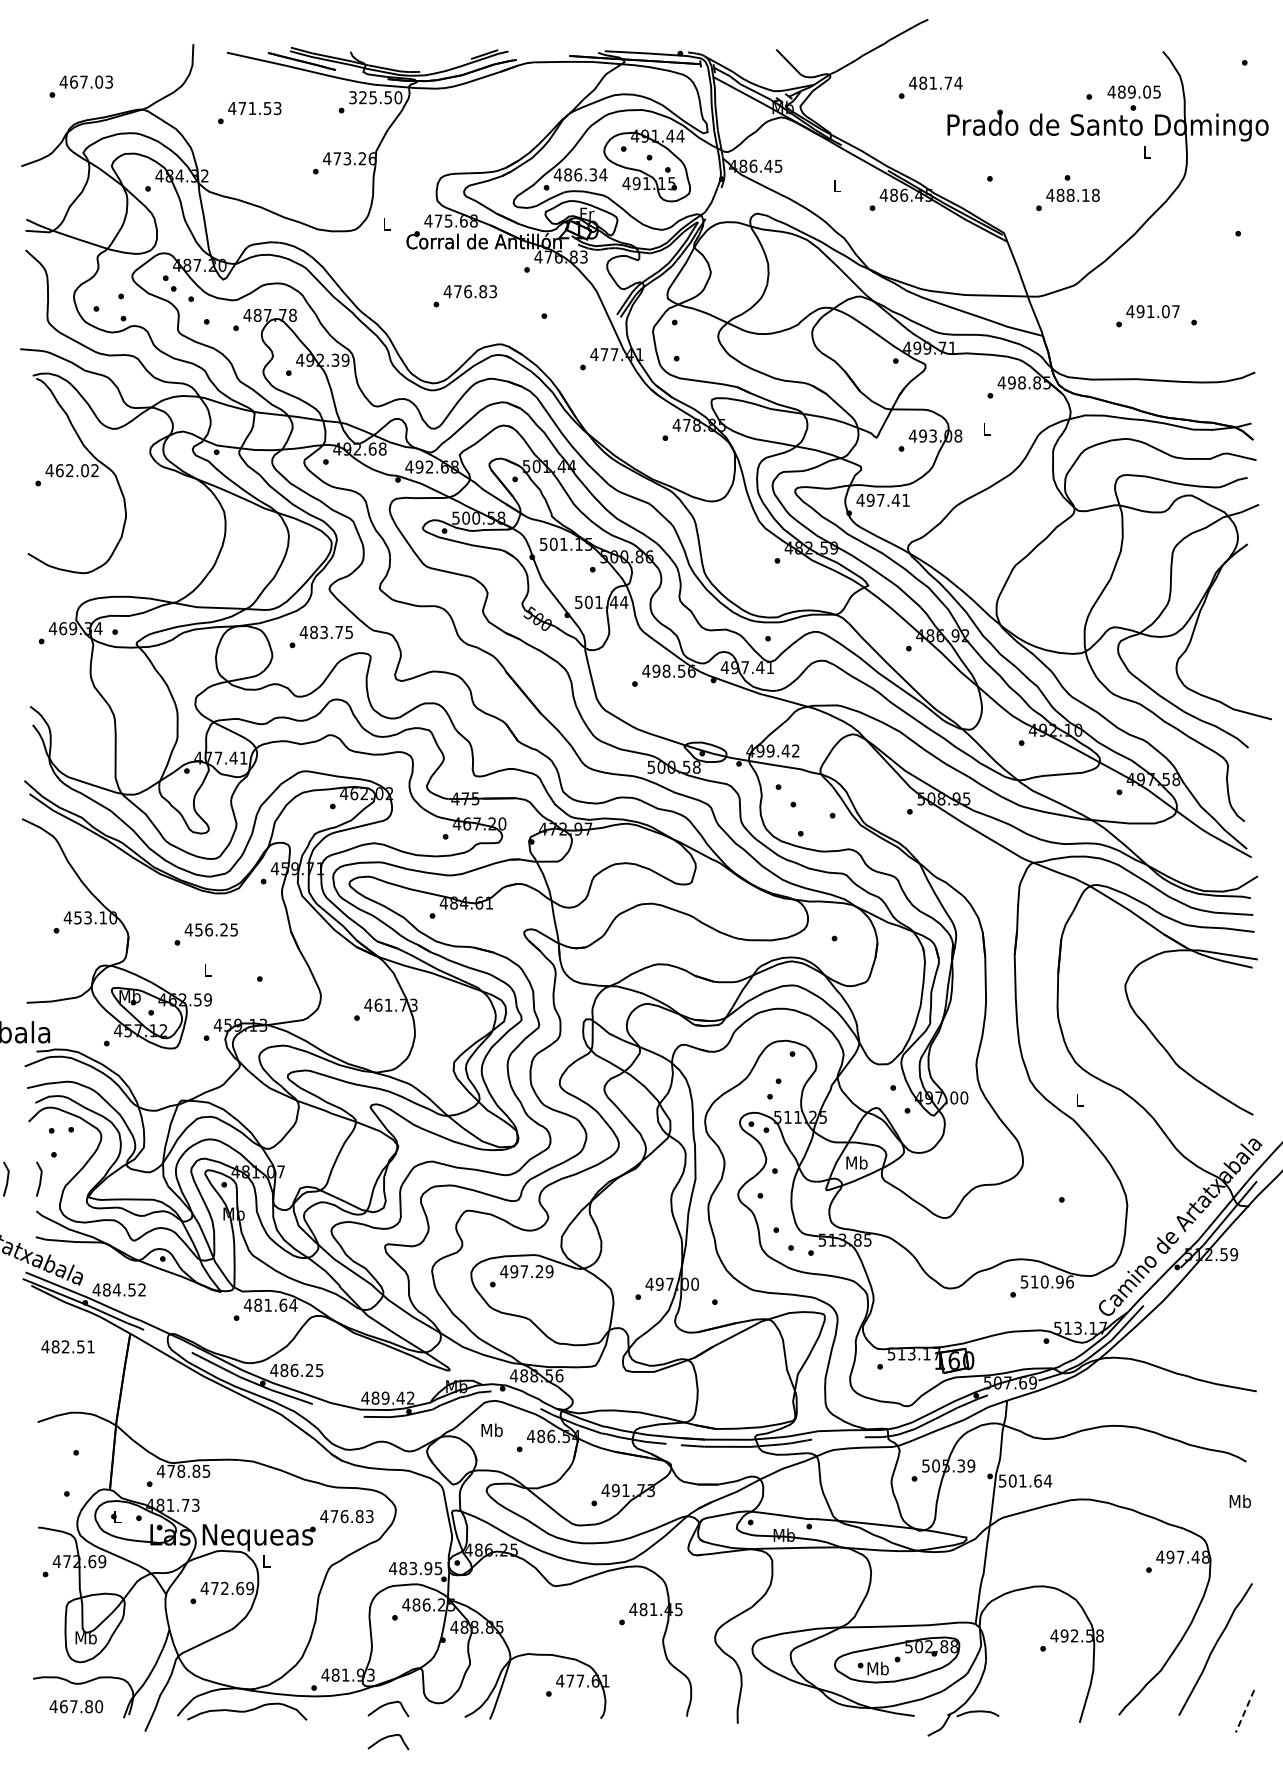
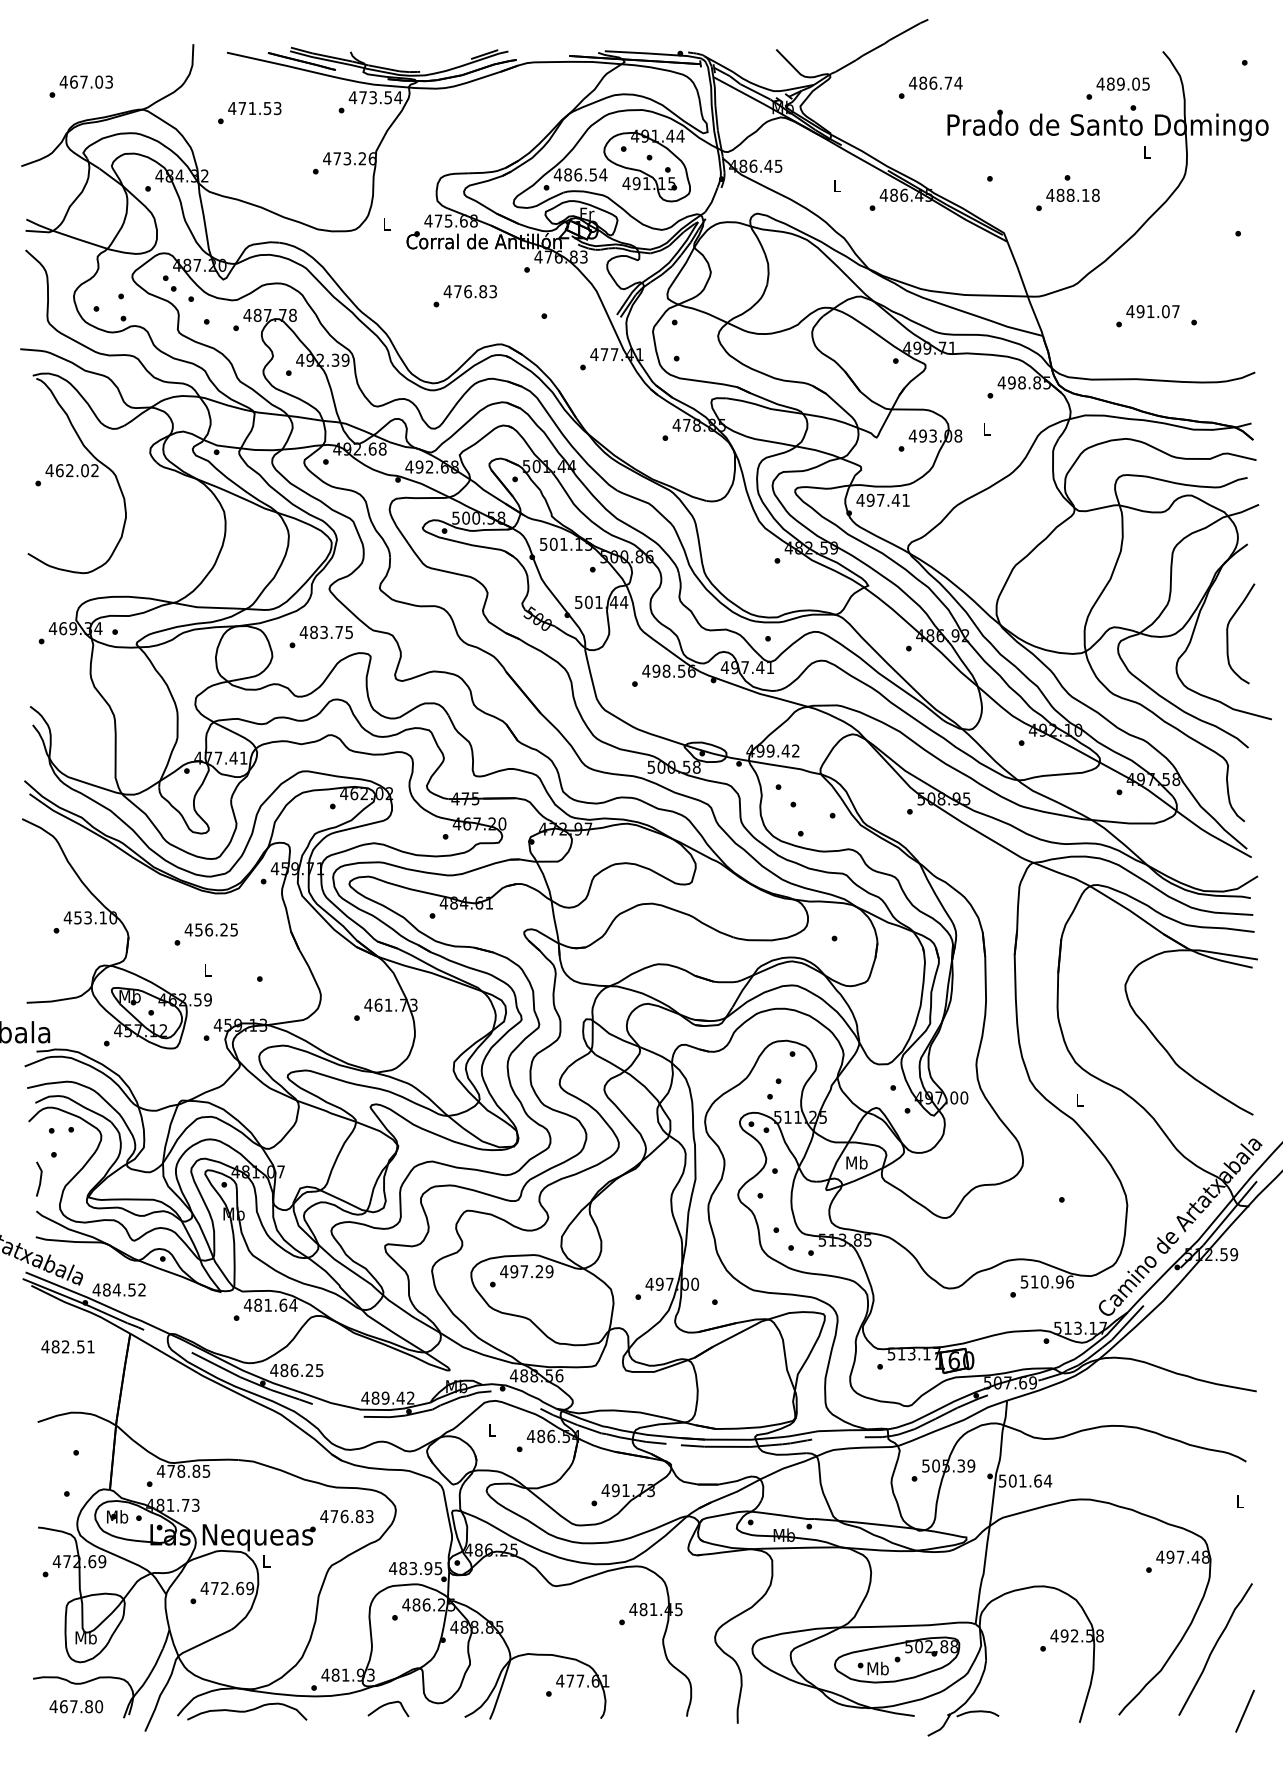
text: 481.74 -> 486.74 (933, 82)
text position: (1133, 91) -> (1122, 83) (1122, 83)
text: 325.50 -> 473.54 (375, 97)
text: 486.34 -> 486.54 (593, 174)
curve: none -> present (1228, 633)
line: present -> none (6, 1178)
text: Mb -> L (491, 1429)
text: Mb -> L (1239, 1501)
text: L -> Mb (117, 1516)
line: dashed -> solid (1244, 1711)
curve: present -> none (386, 1738)
